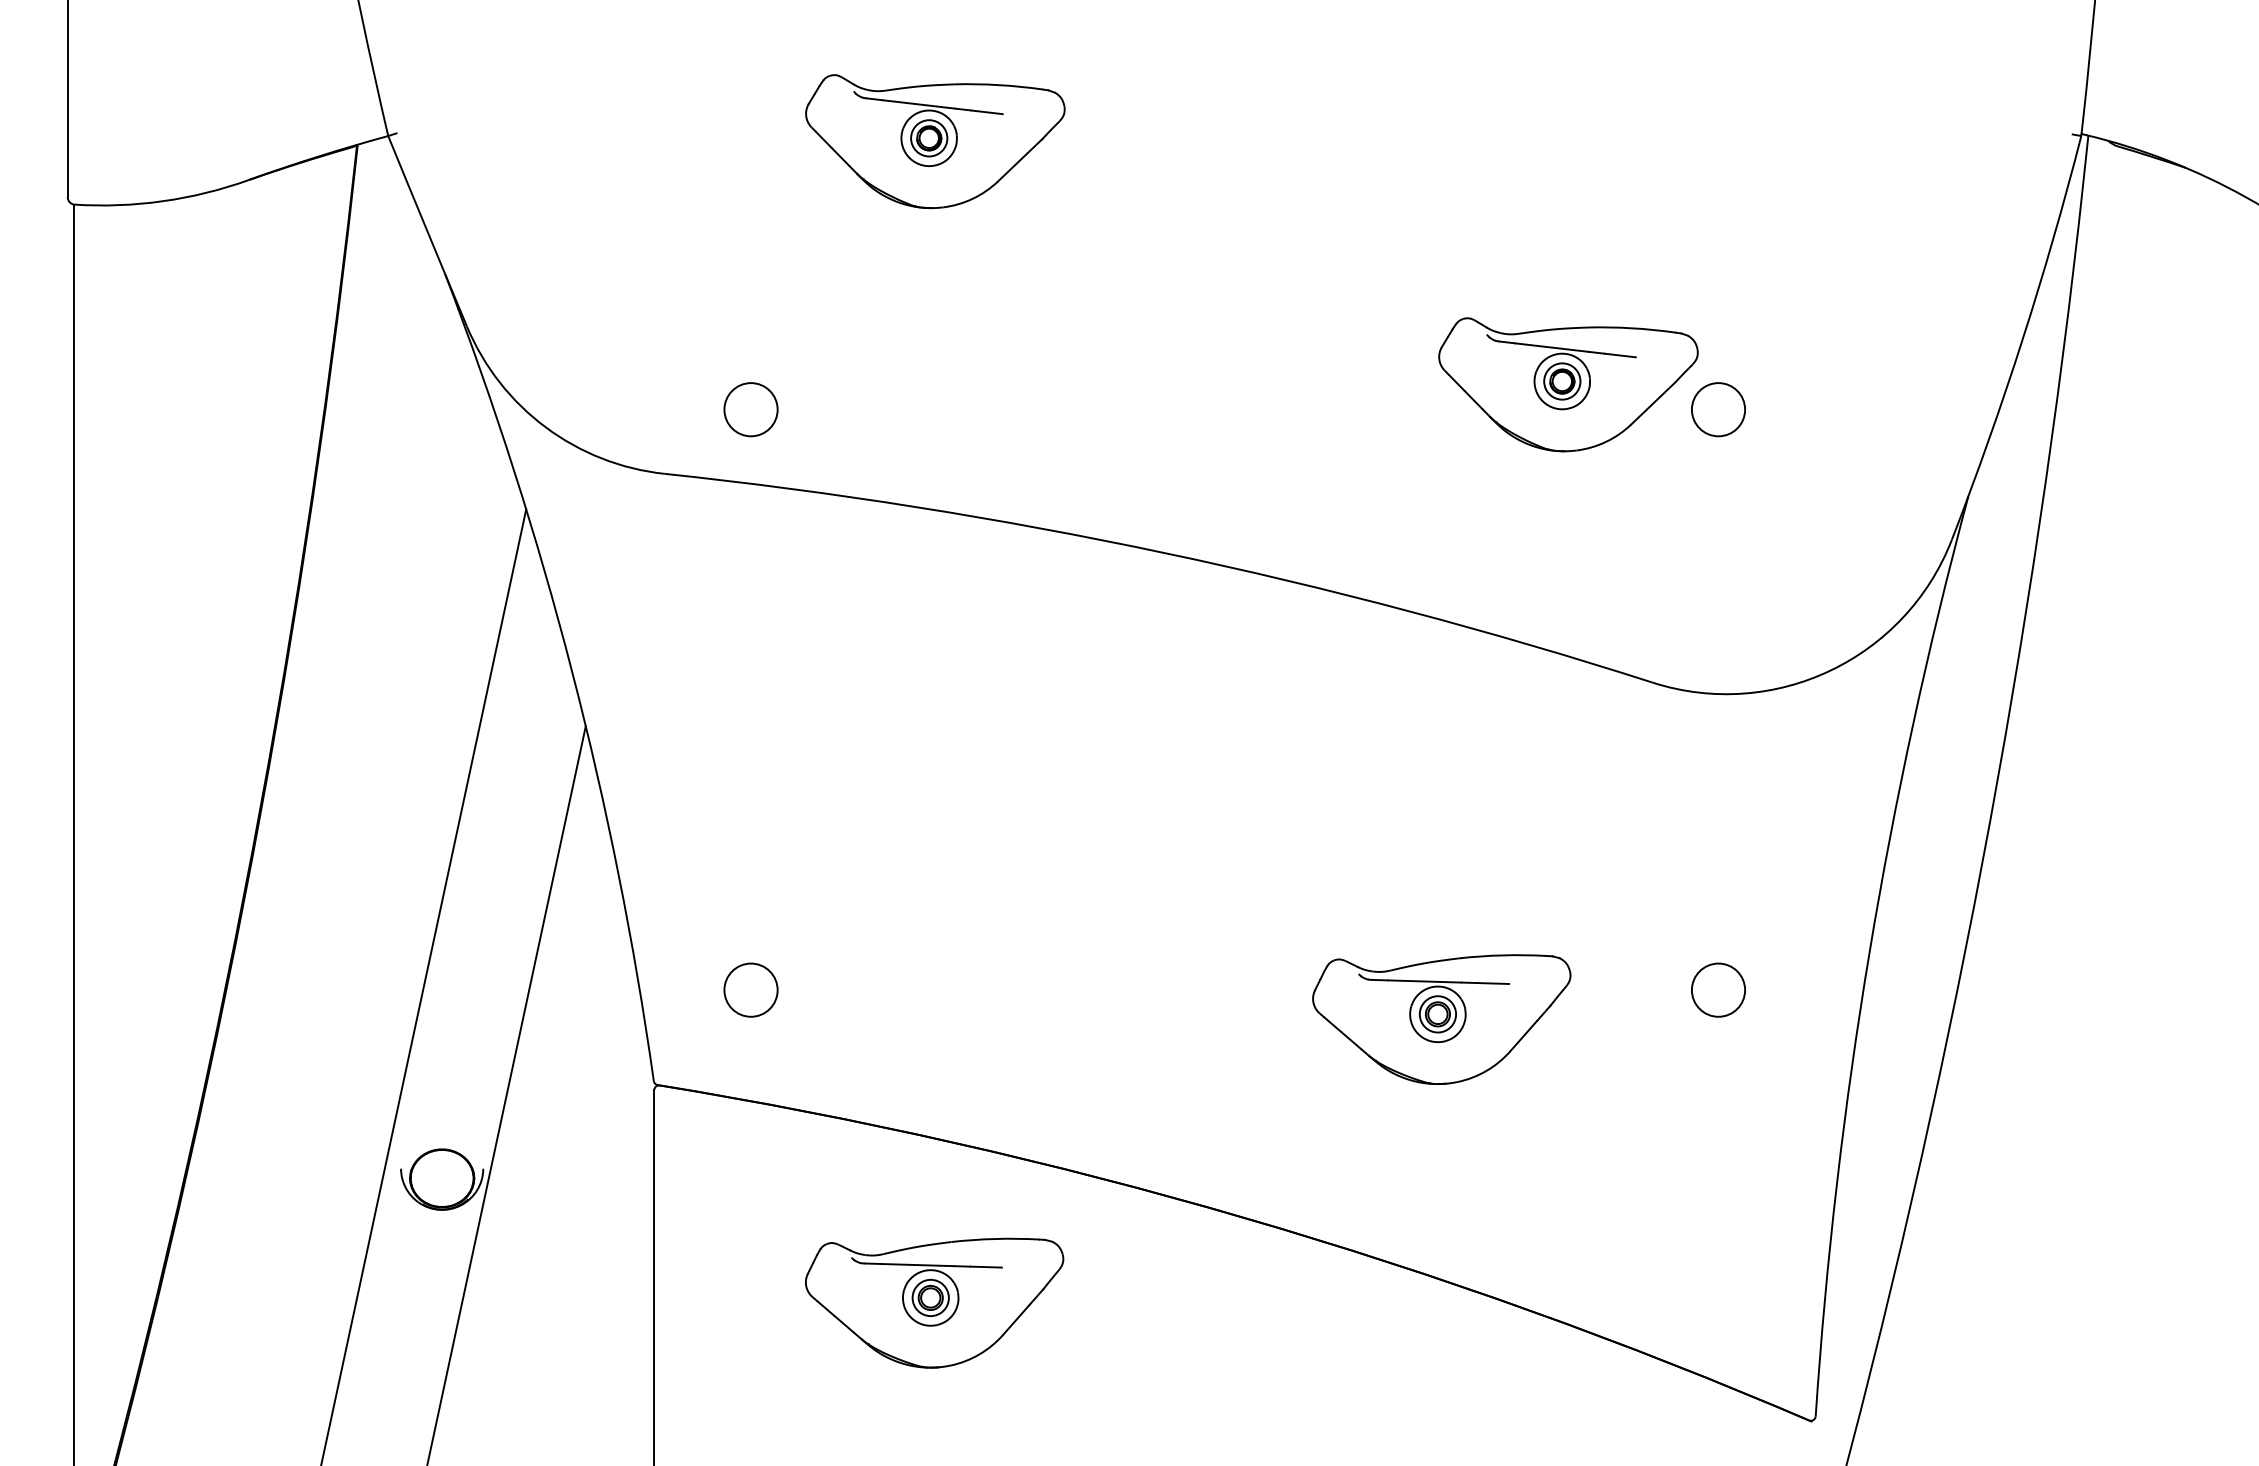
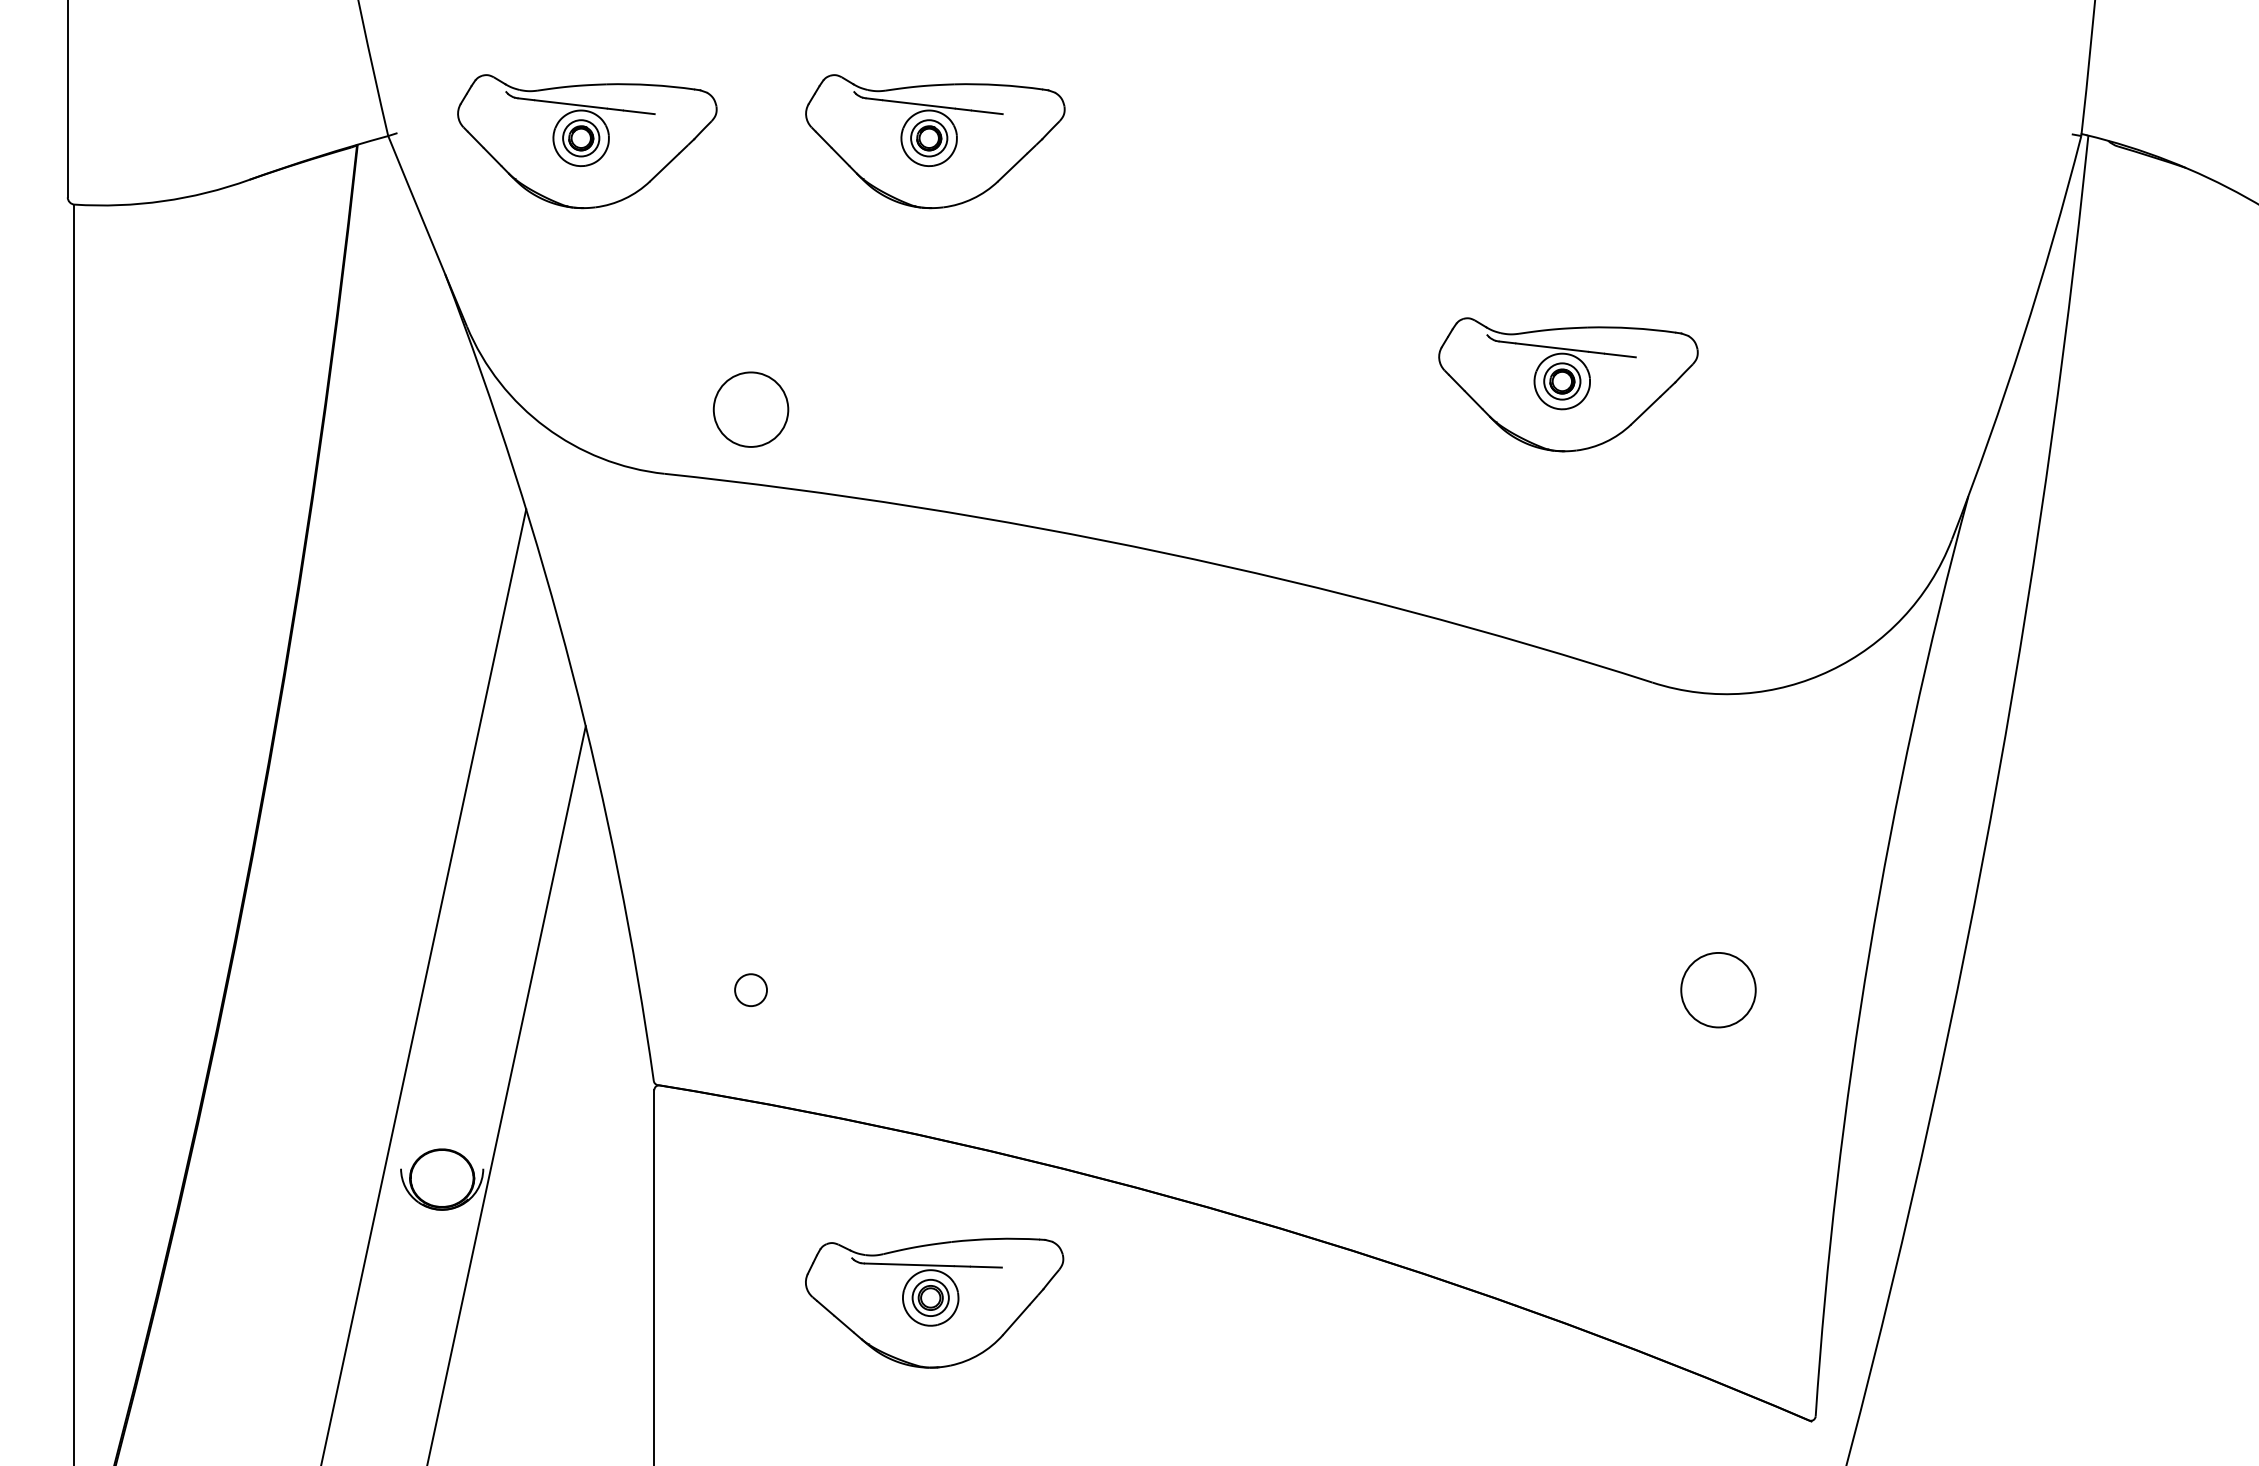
part: none -> present (587, 141)
circle diameter: 53 px -> 74 px (750, 409)
circle: present -> none (1718, 409)
circle diameter: 53 px -> 32 px (751, 990)
circle diameter: 53 px -> 74 px (1718, 989)
part: present -> none (1441, 1019)
